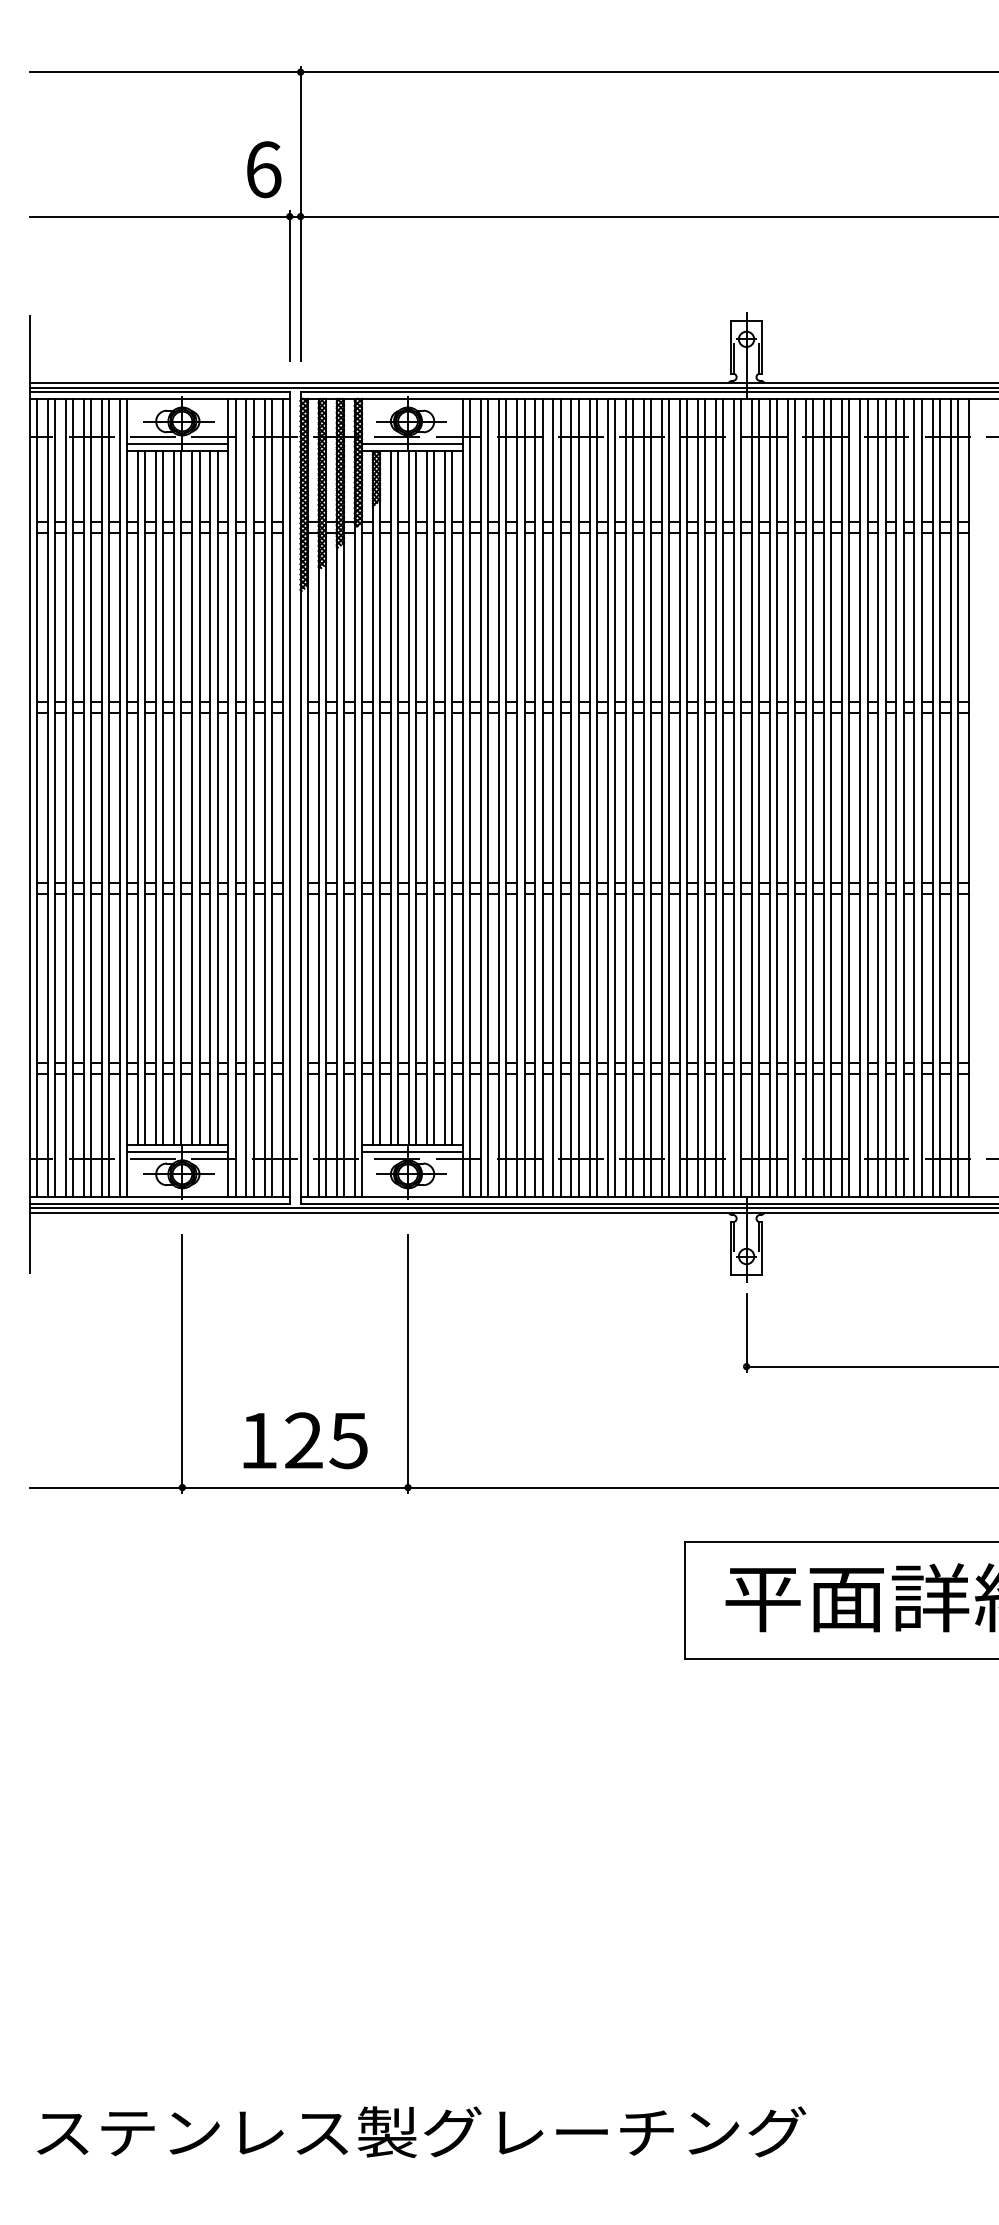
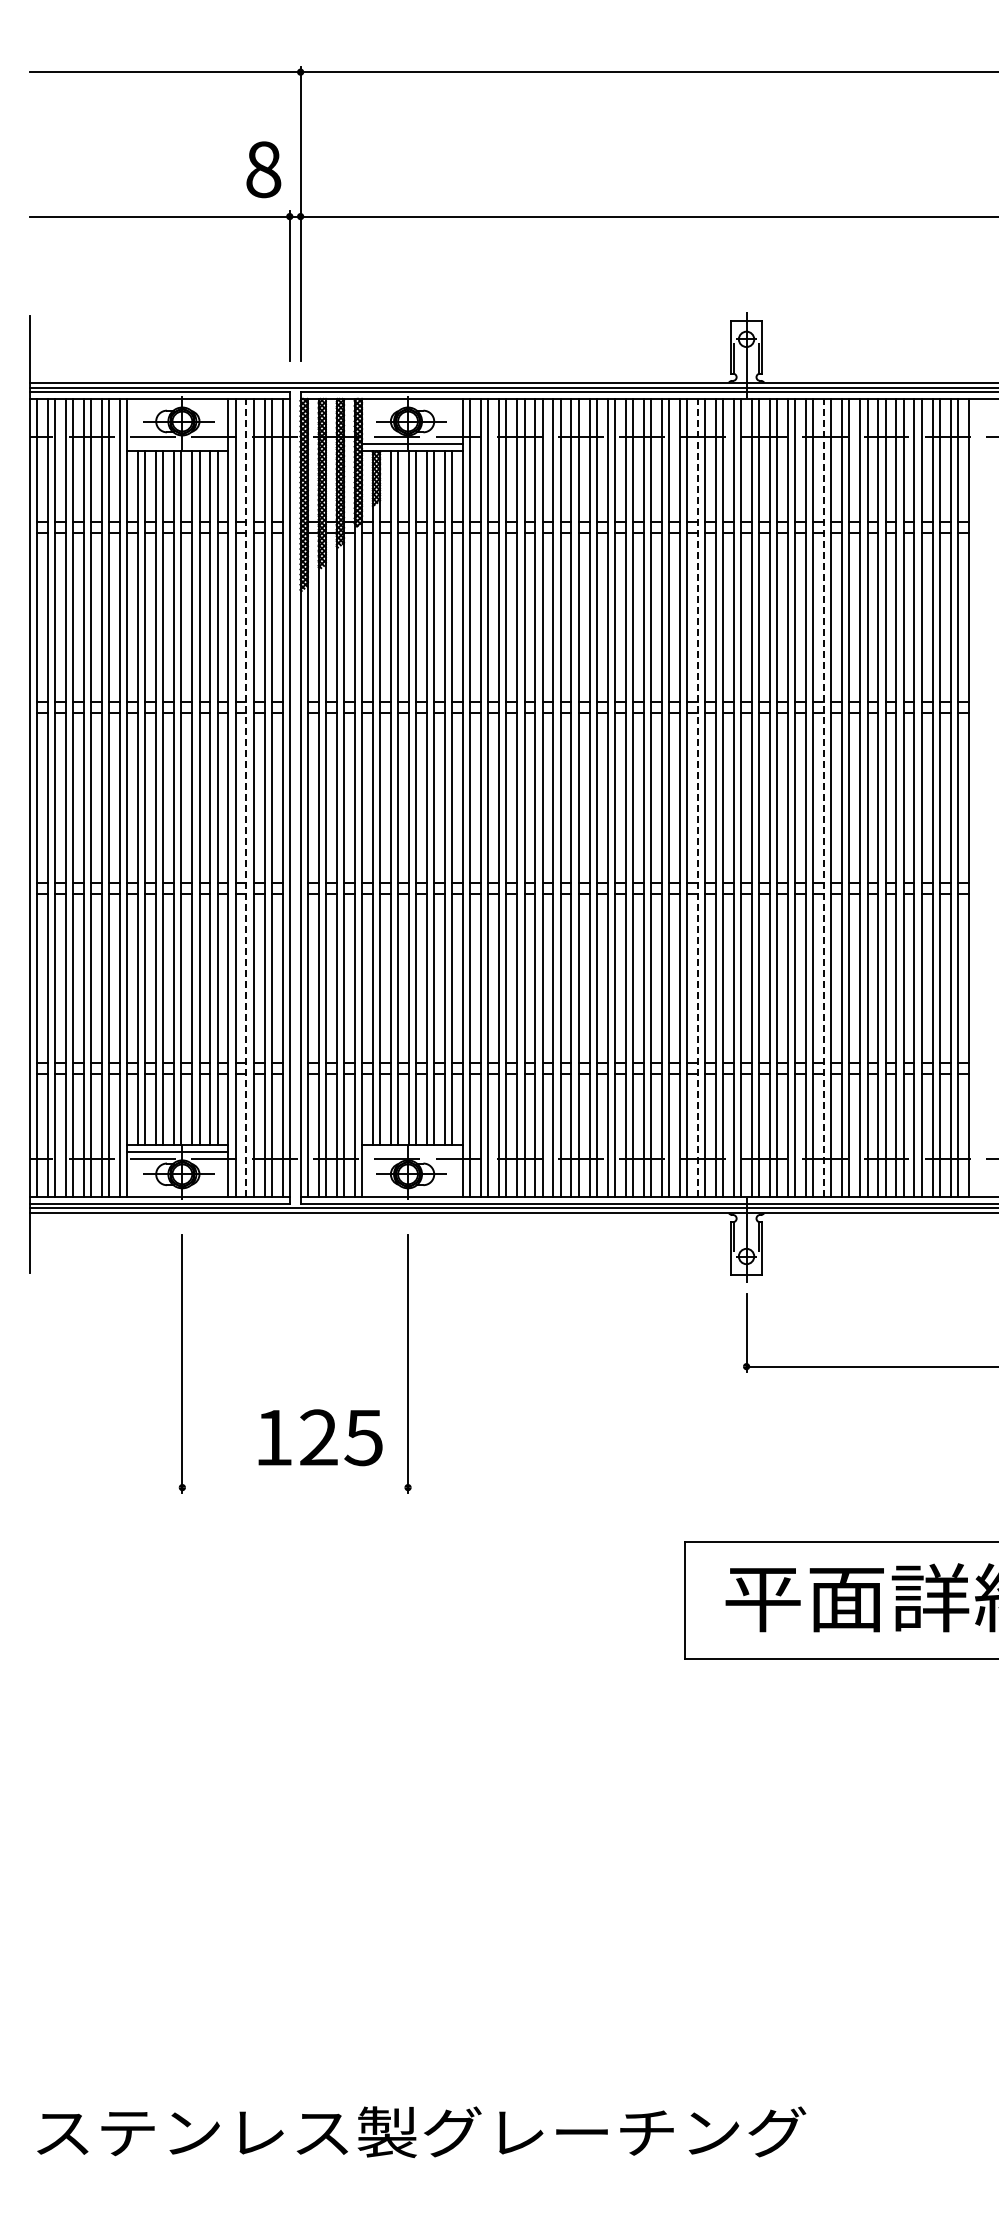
text: 6 -> 8 (263, 169)
line: present -> none (177, 444)
line: solid -> dashed (246, 797)
line: solid -> dashed (697, 797)
line: solid -> dashed (824, 797)
line: present -> none (412, 1151)
text position: (305, 1440) -> (320, 1437) (320, 1437)
line: present -> none (512, 1487)
